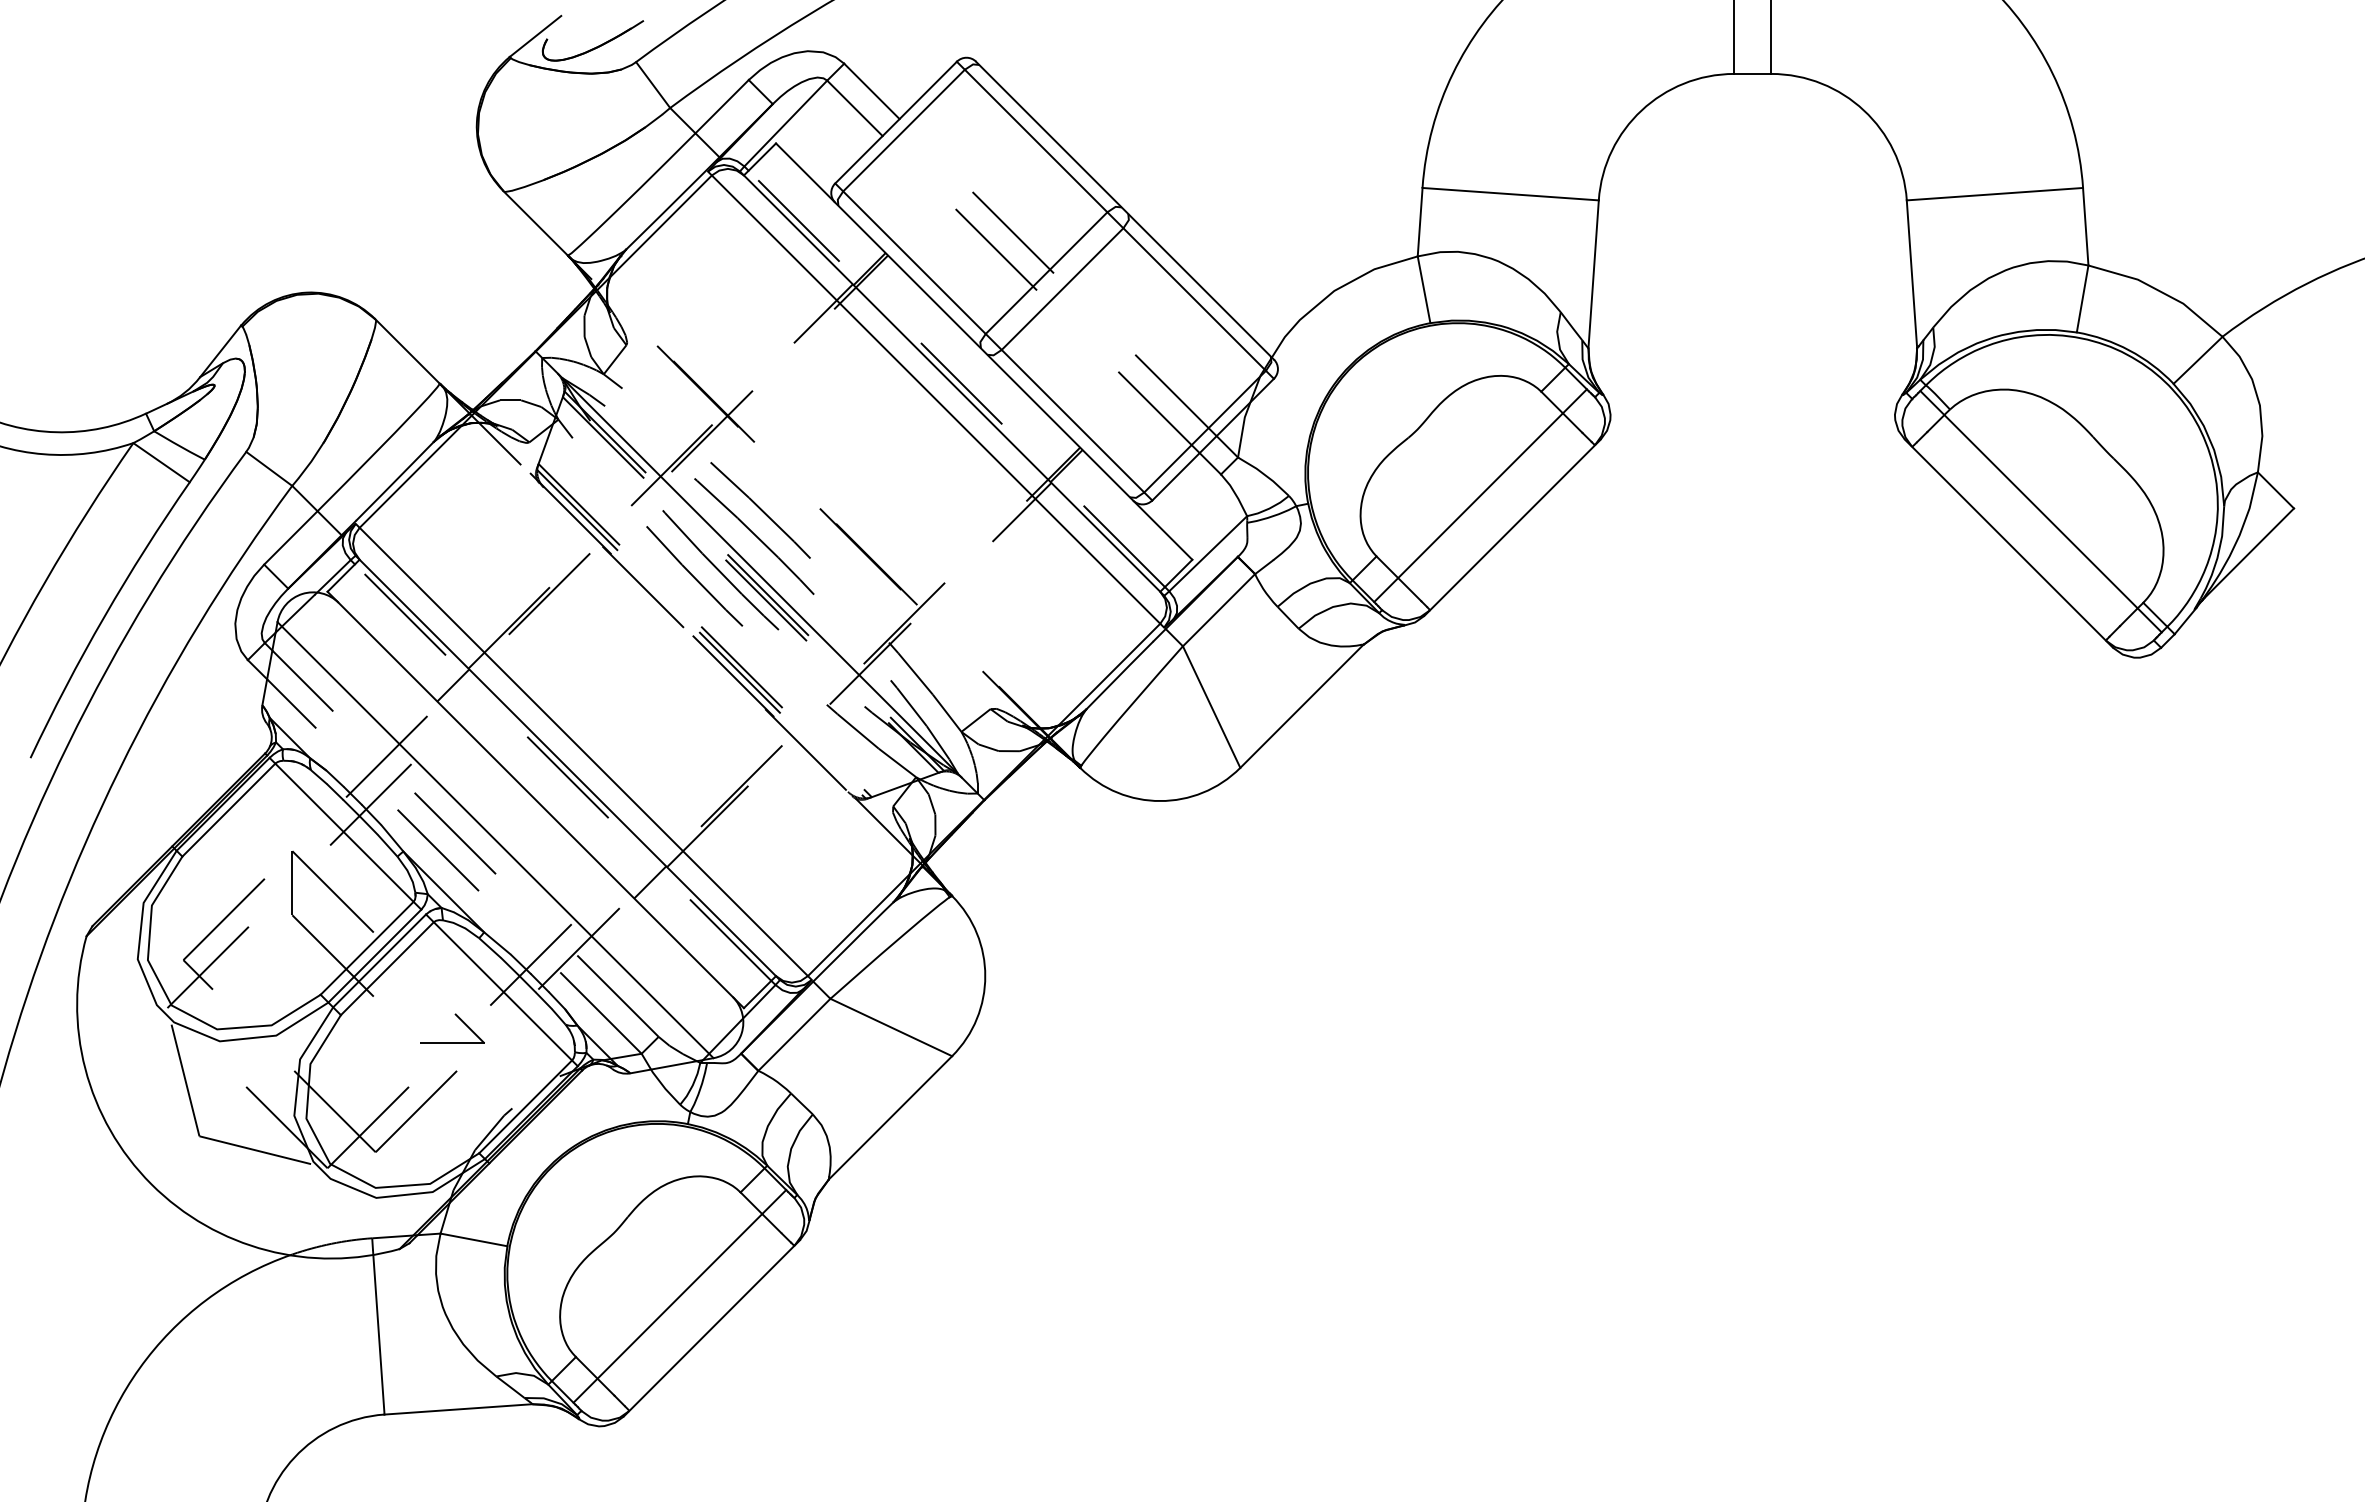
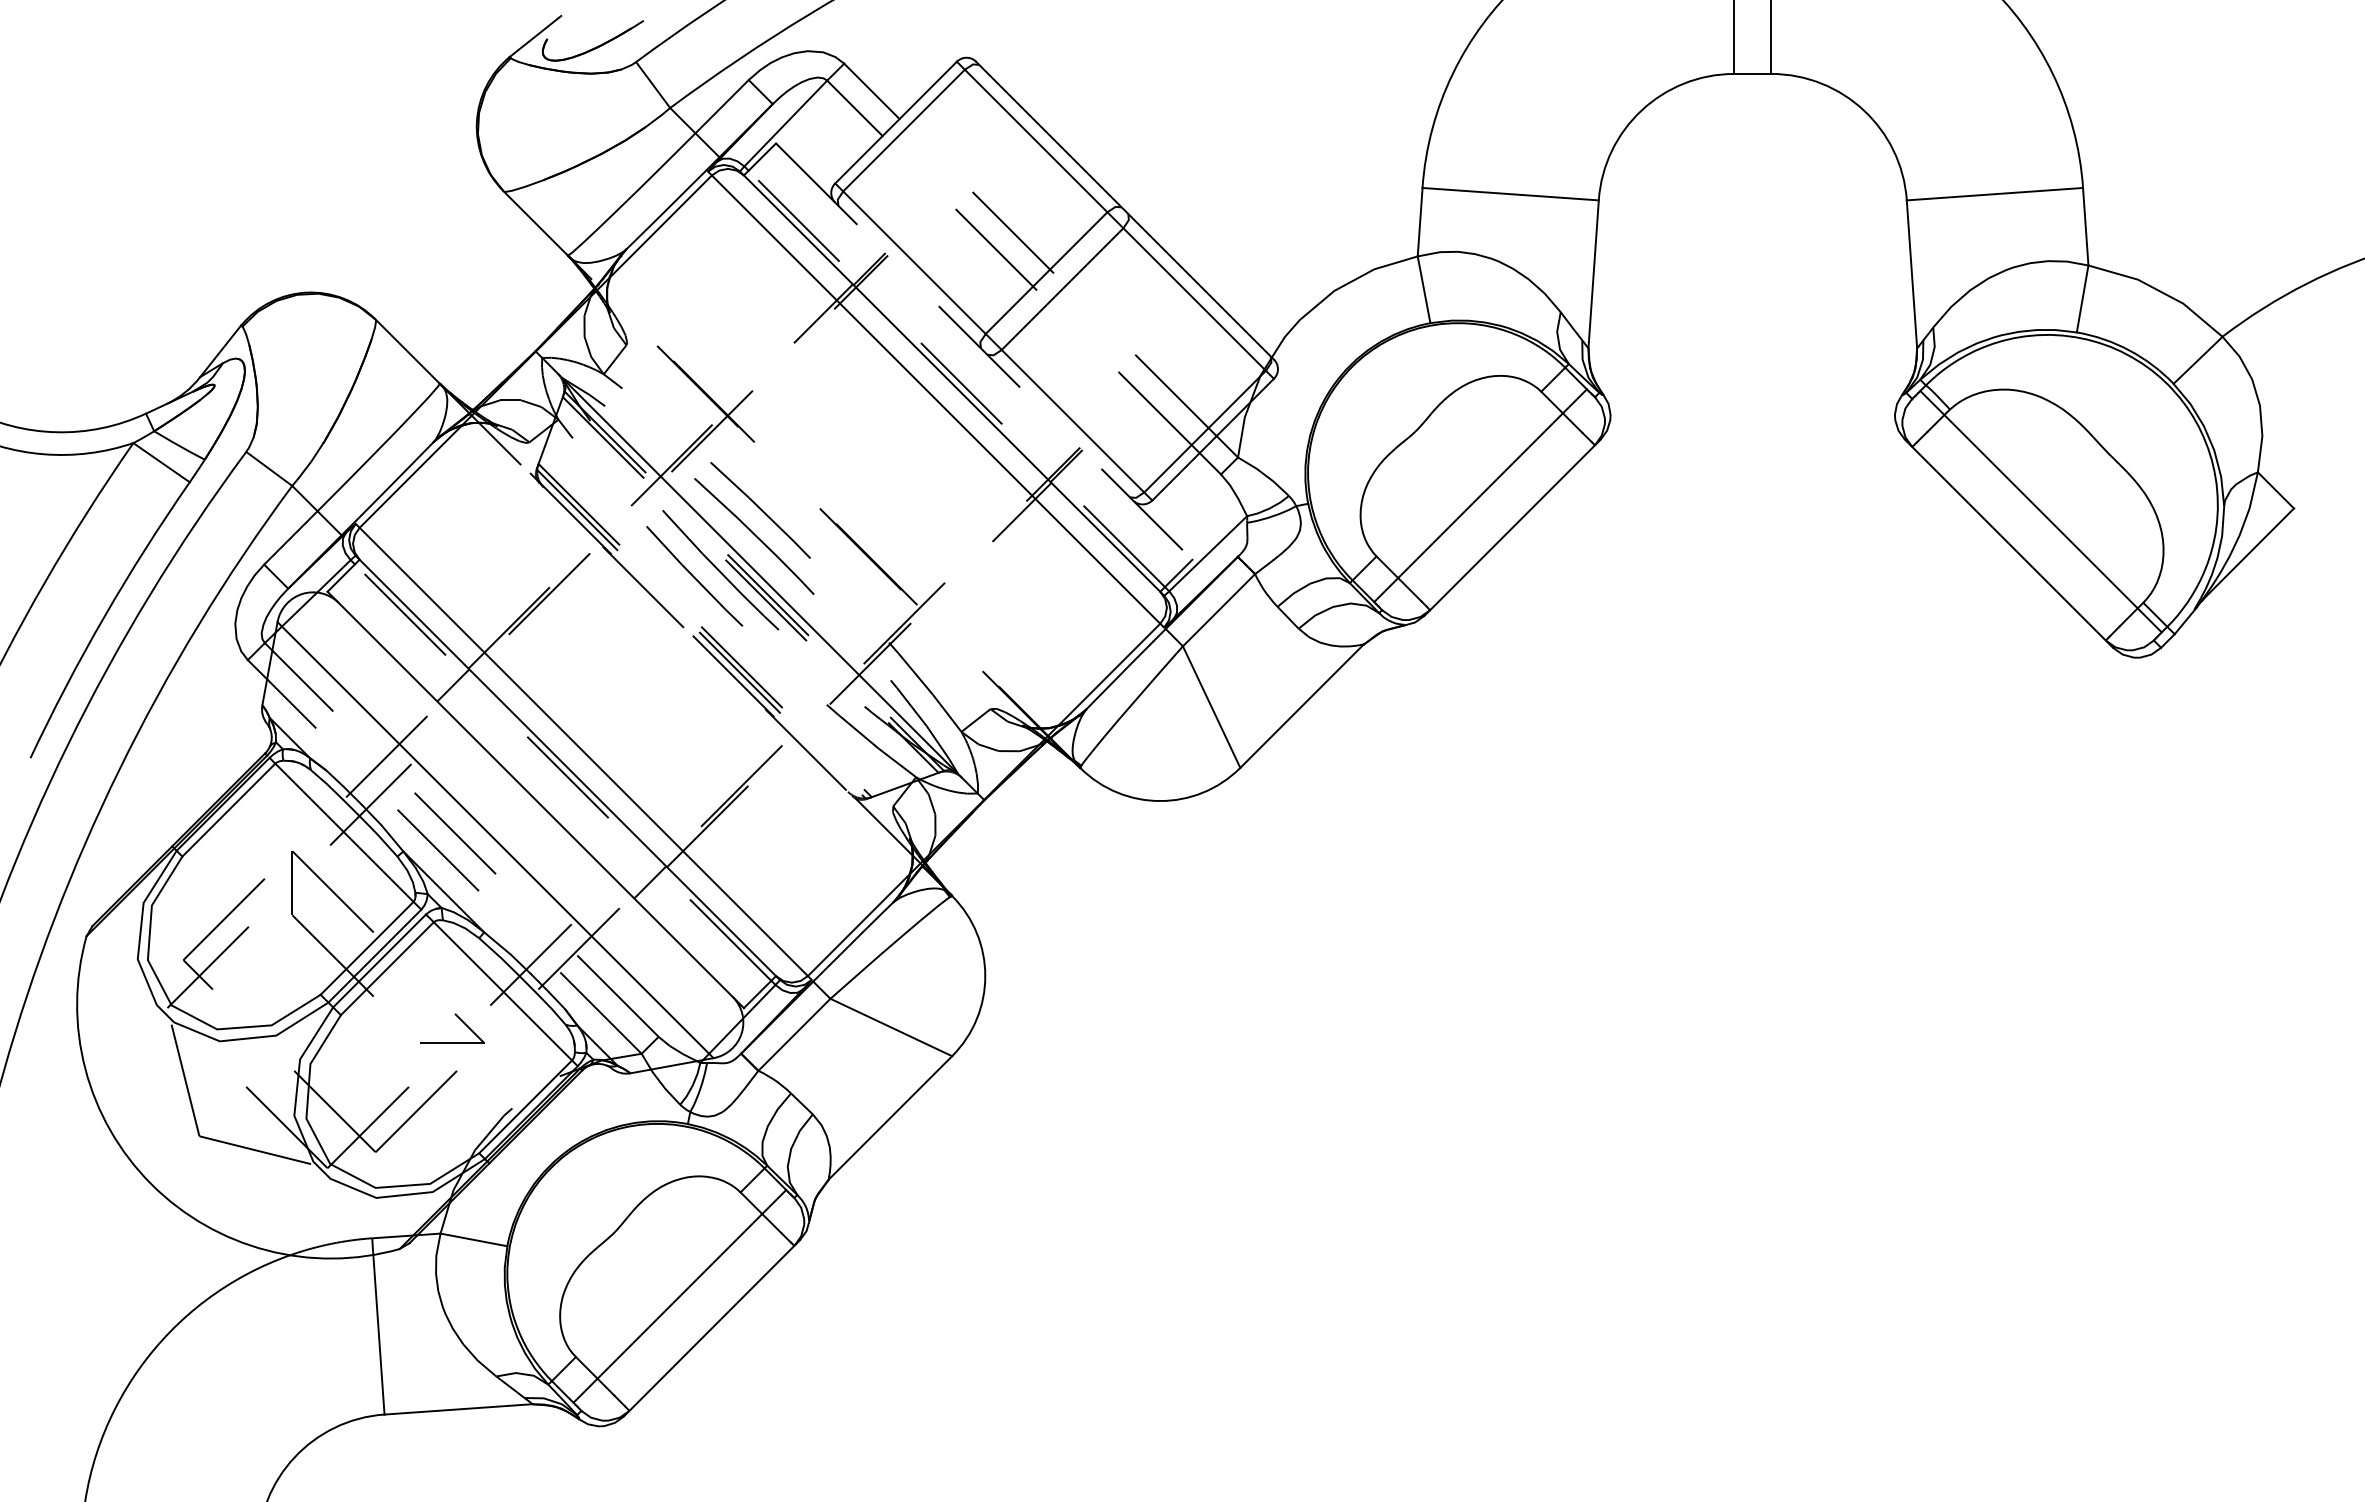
line: solid -> dashed (984, 351)
